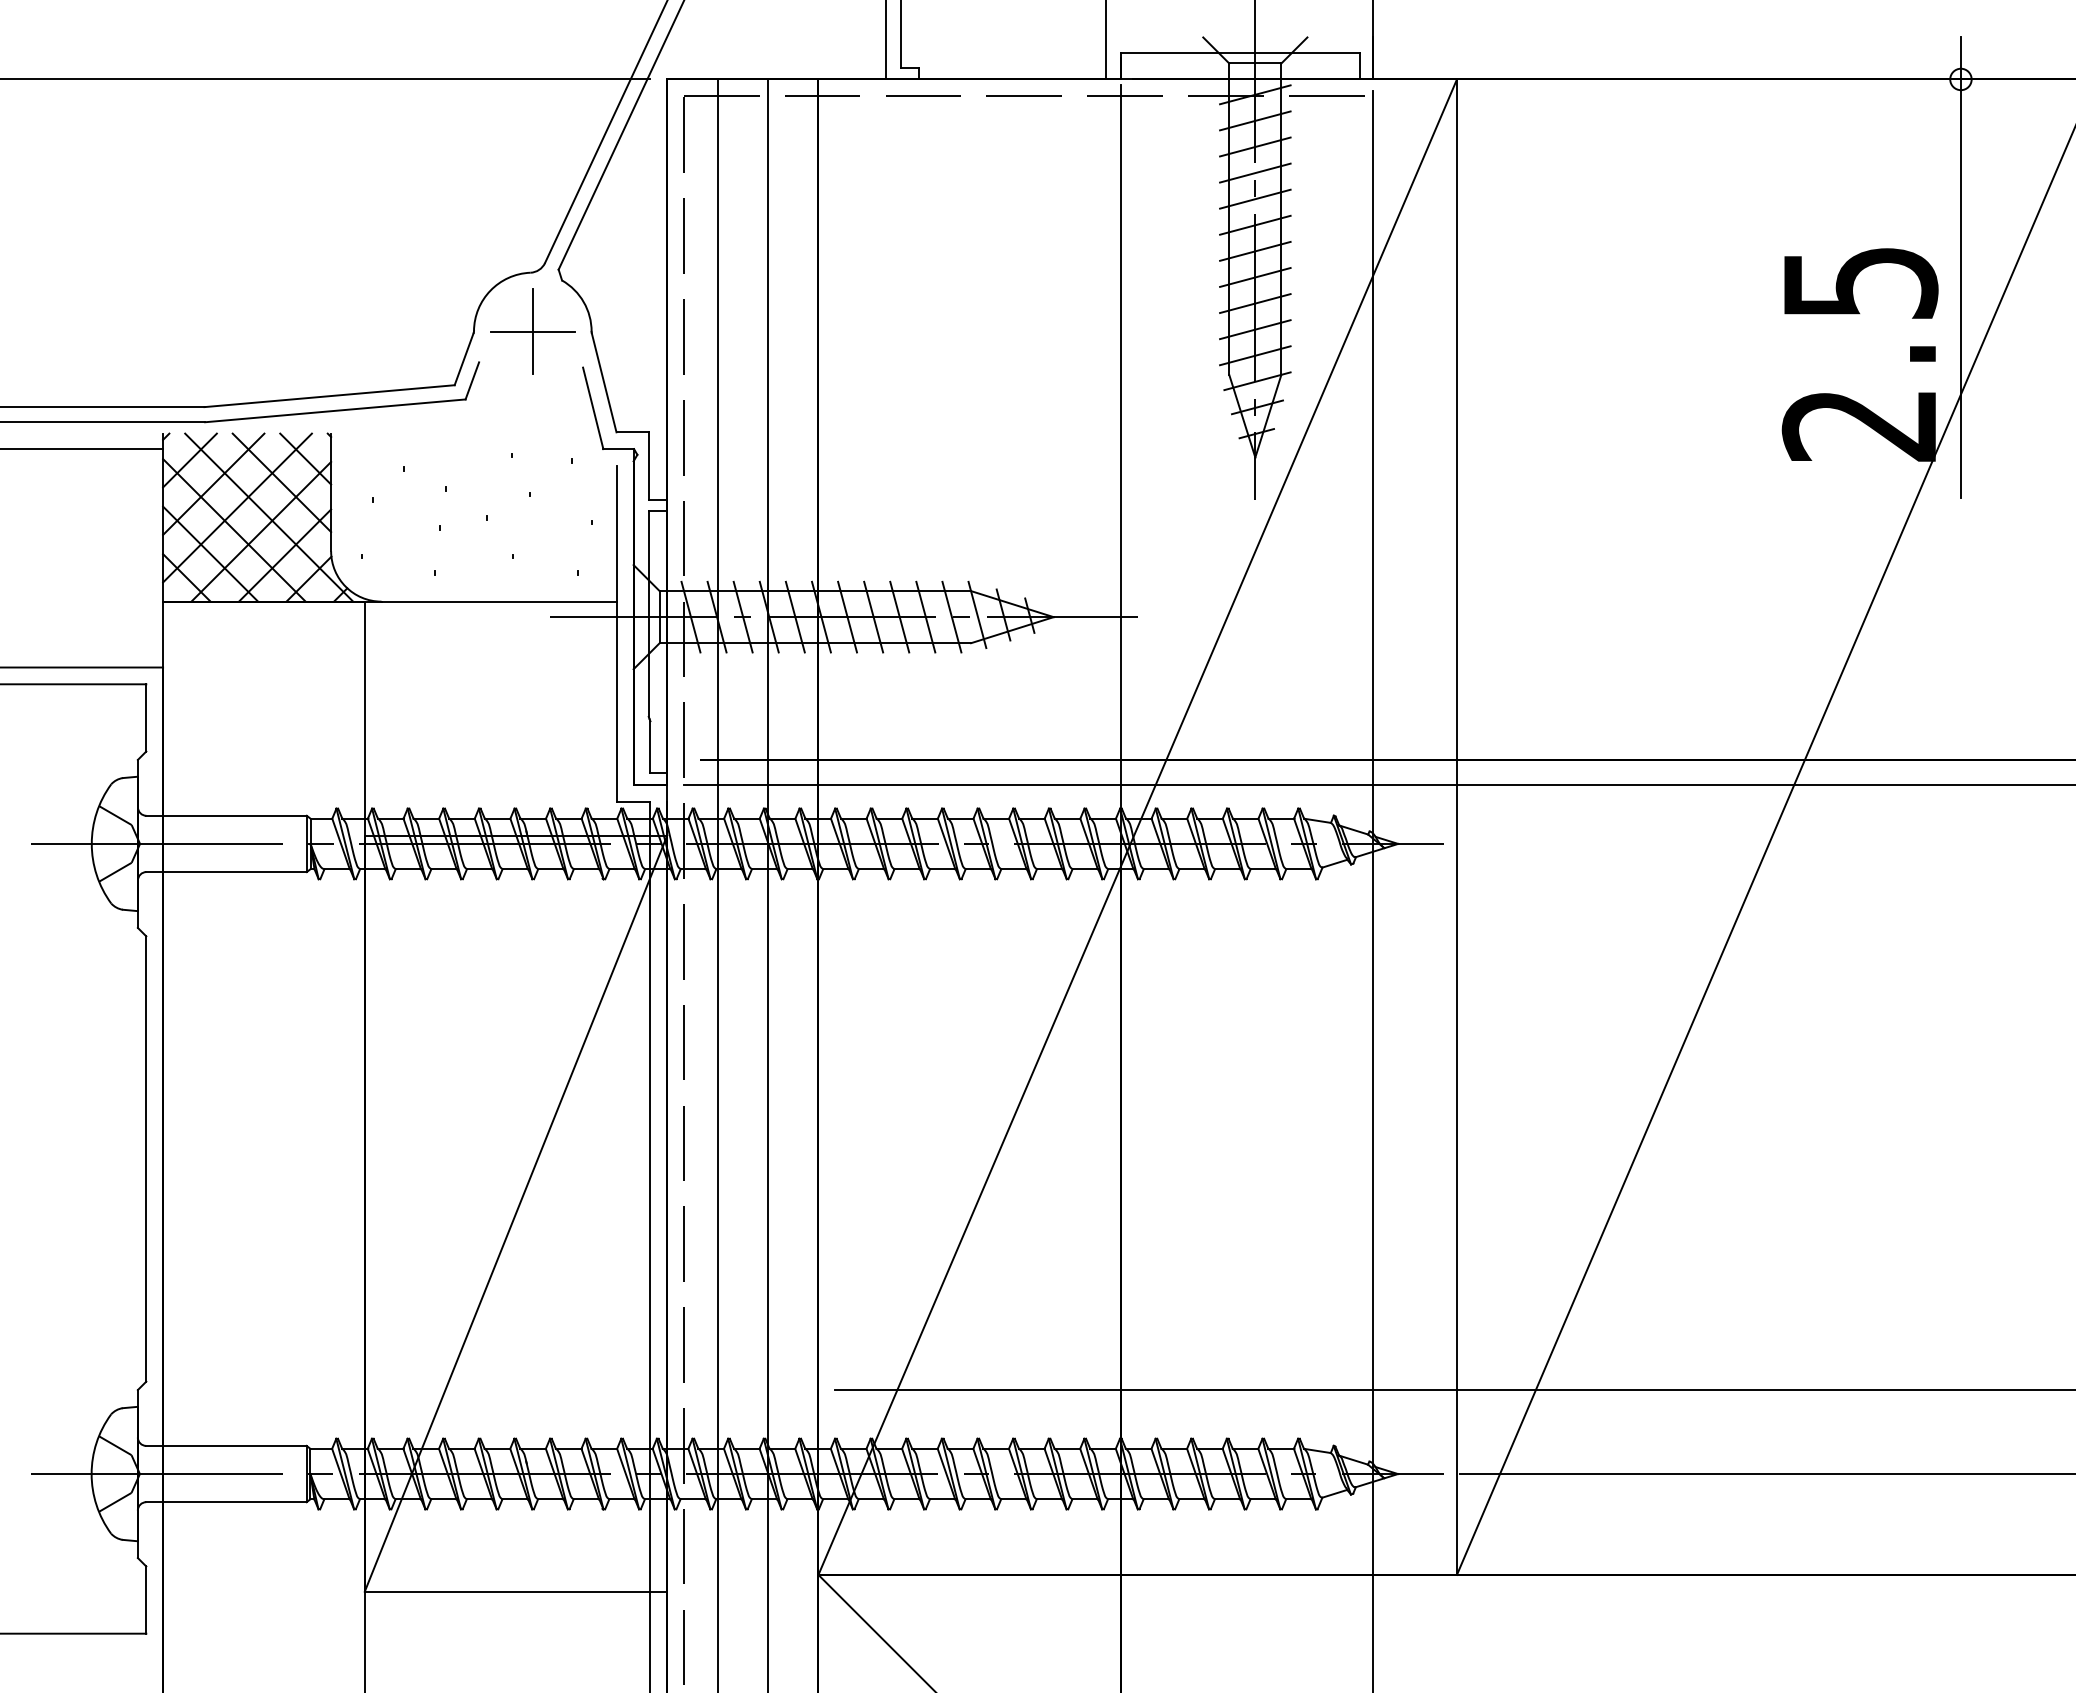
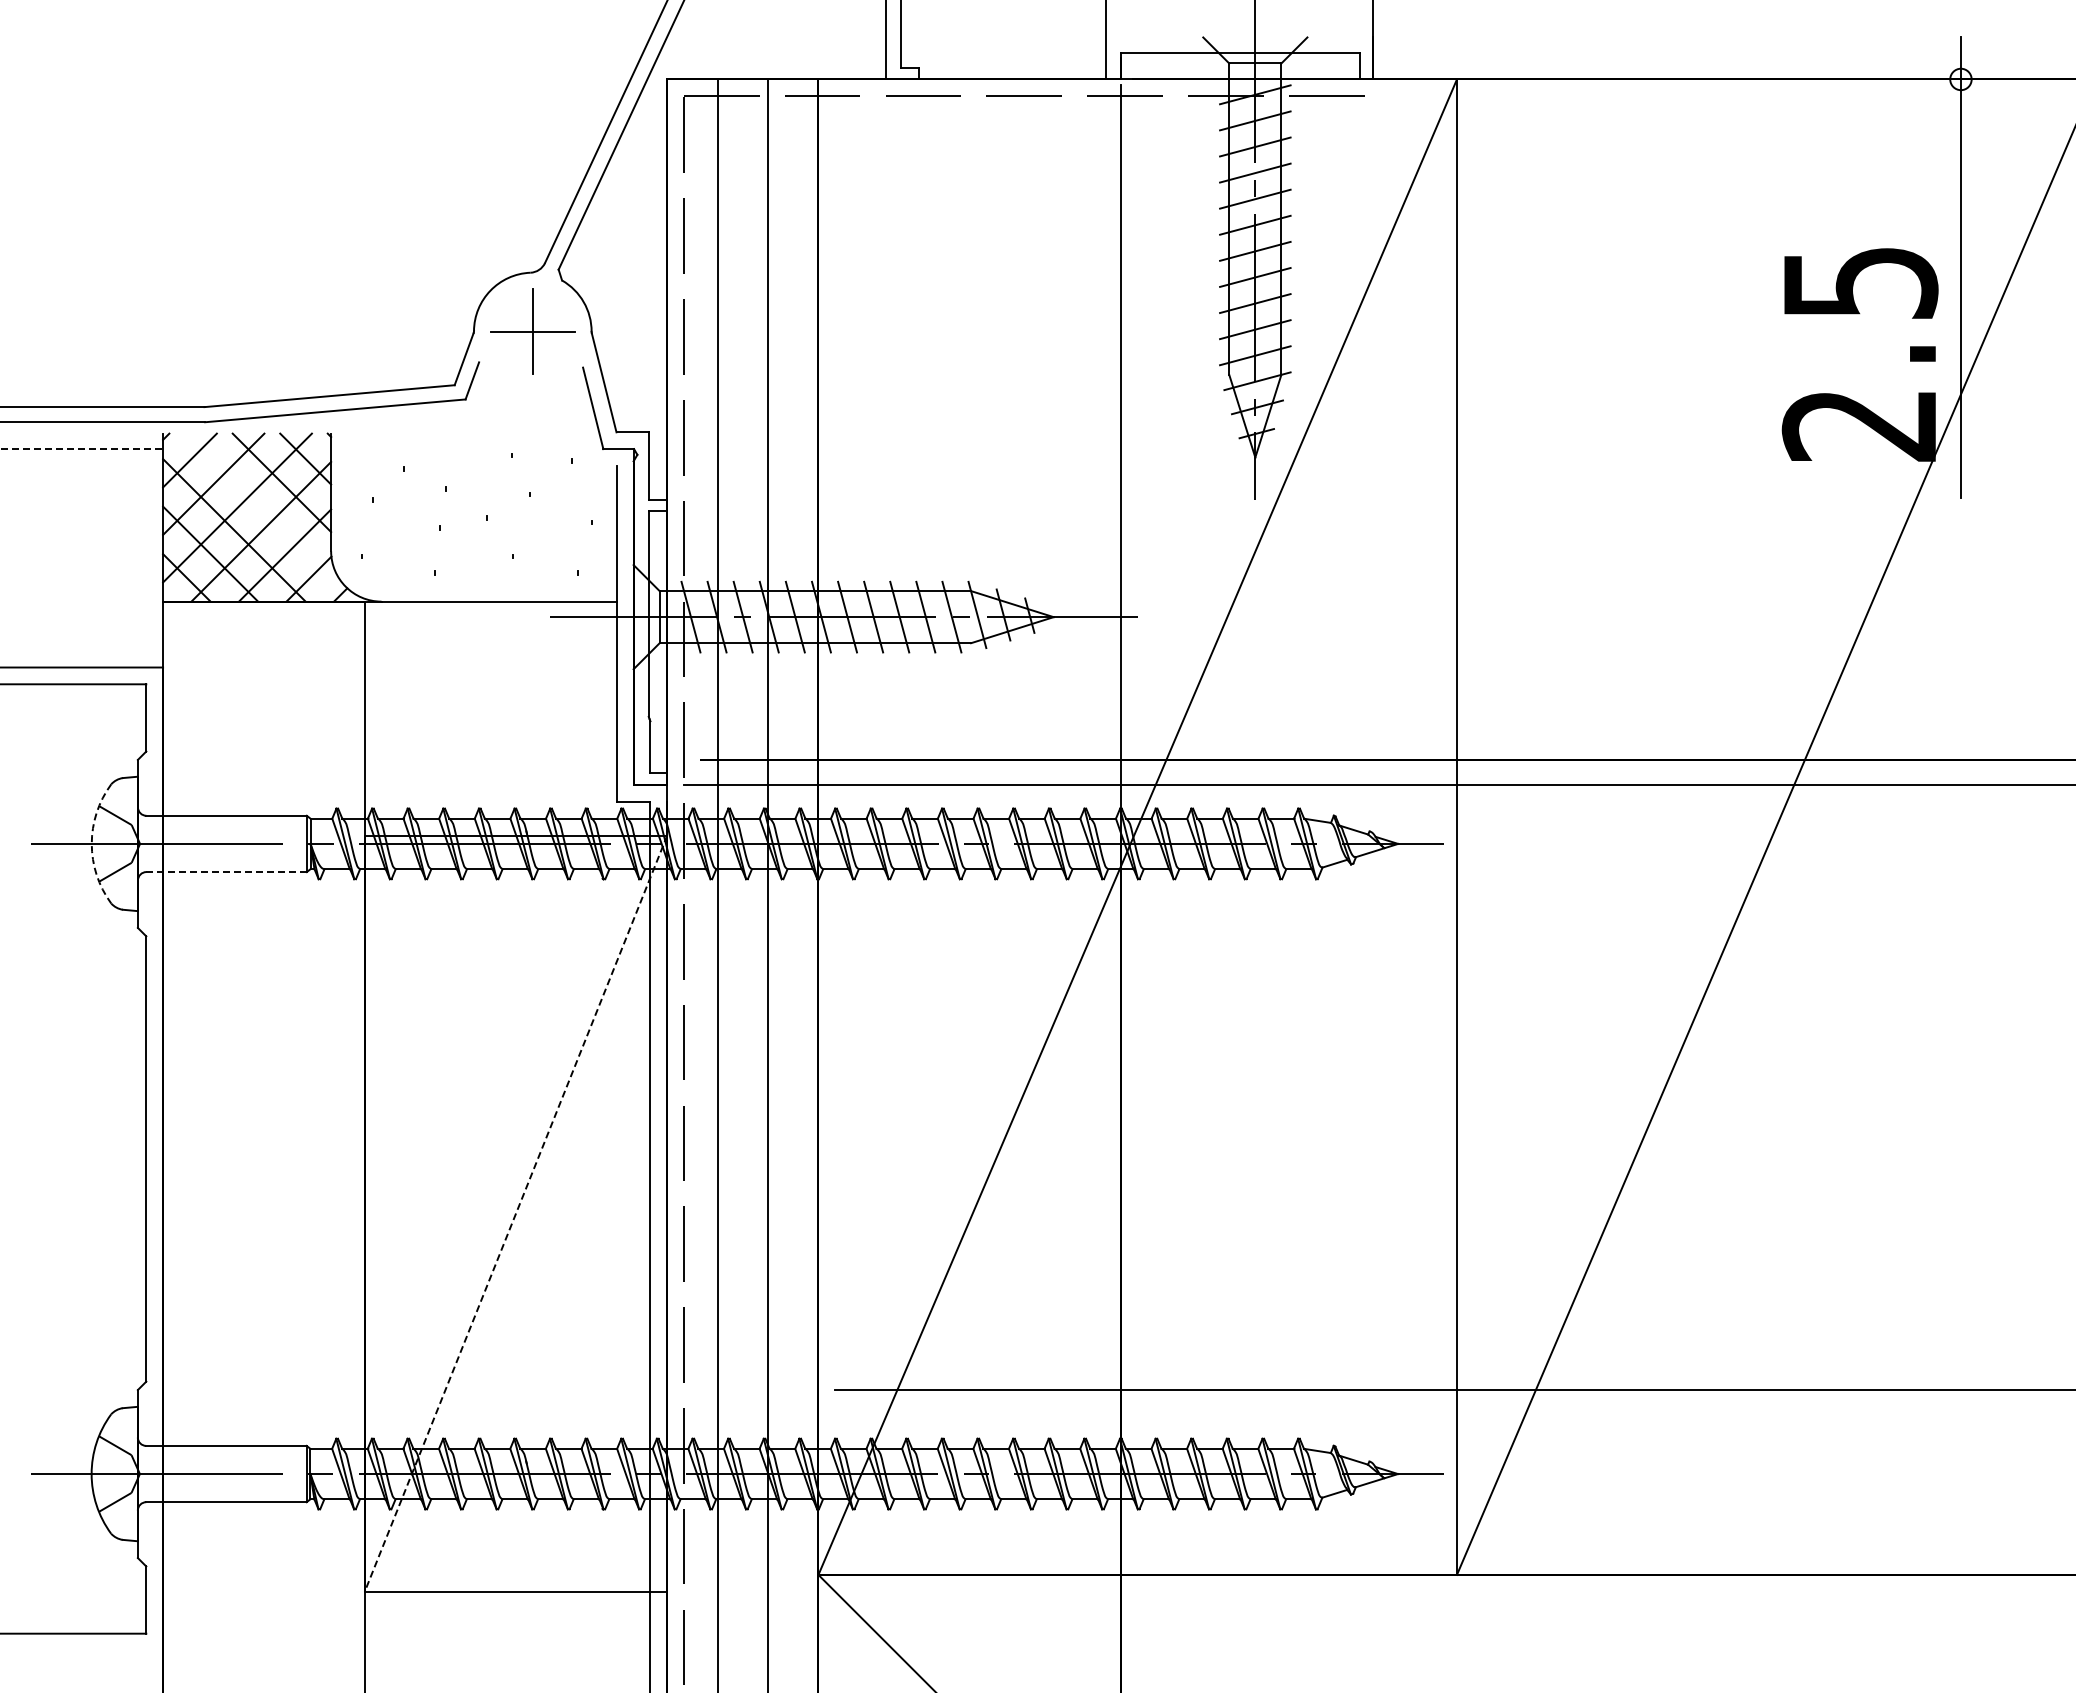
line: present -> none (326, 79)
line: solid -> dashed (82, 449)
line: present -> none (269, 517)
arc: solid -> dashed (91, 843)
line: solid -> dashed (227, 872)
line: present -> none (1372, 890)
line: solid -> dashed (515, 1214)
line: present -> none (1766, 1474)
